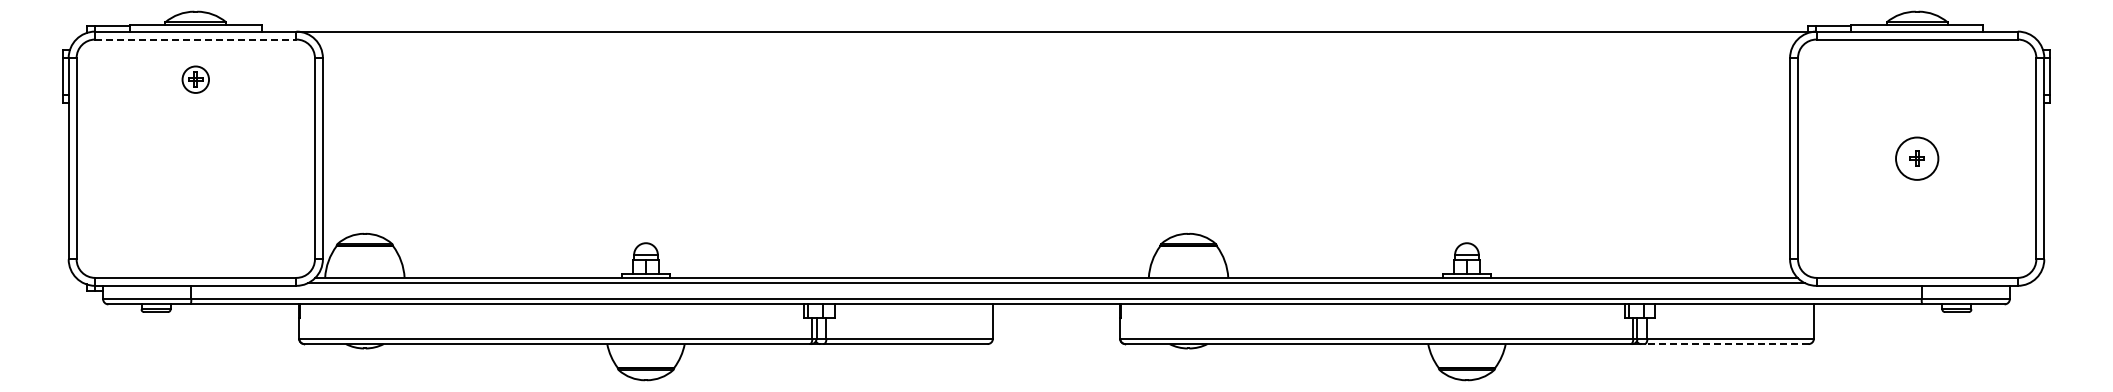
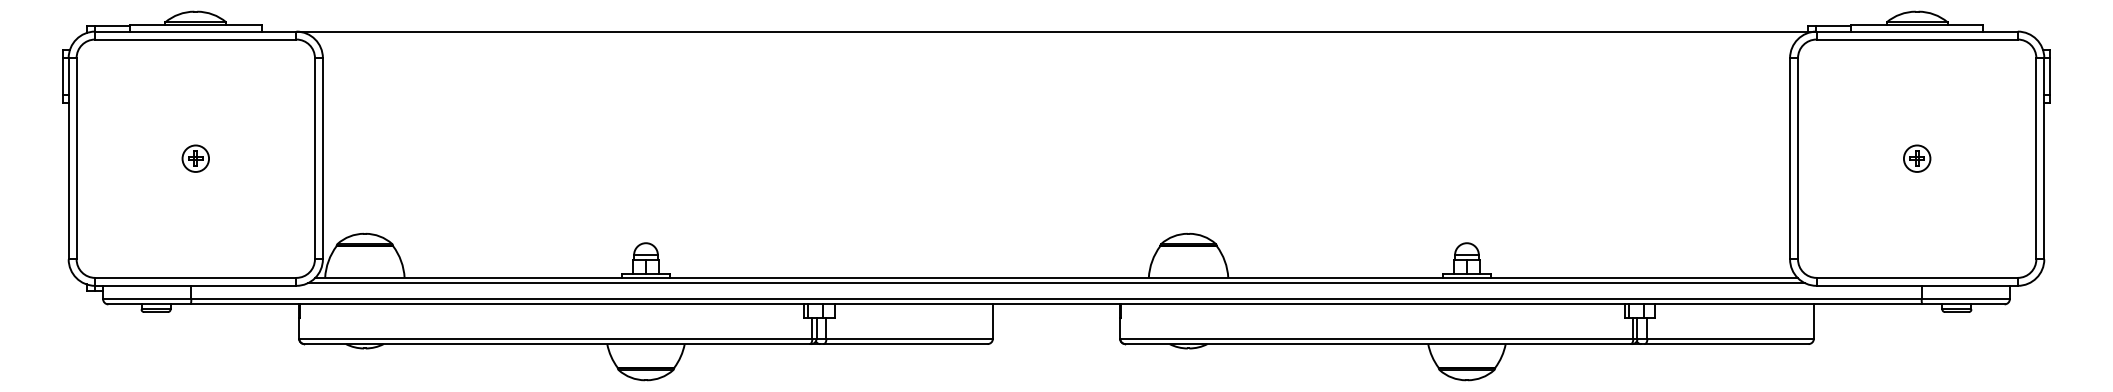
line: dashed -> solid (195, 39)
part position: (195, 79) -> (195, 158) (195, 158)
circle diameter: 42 px -> 26 px (1916, 158)
line: dashed -> solid (1726, 344)
